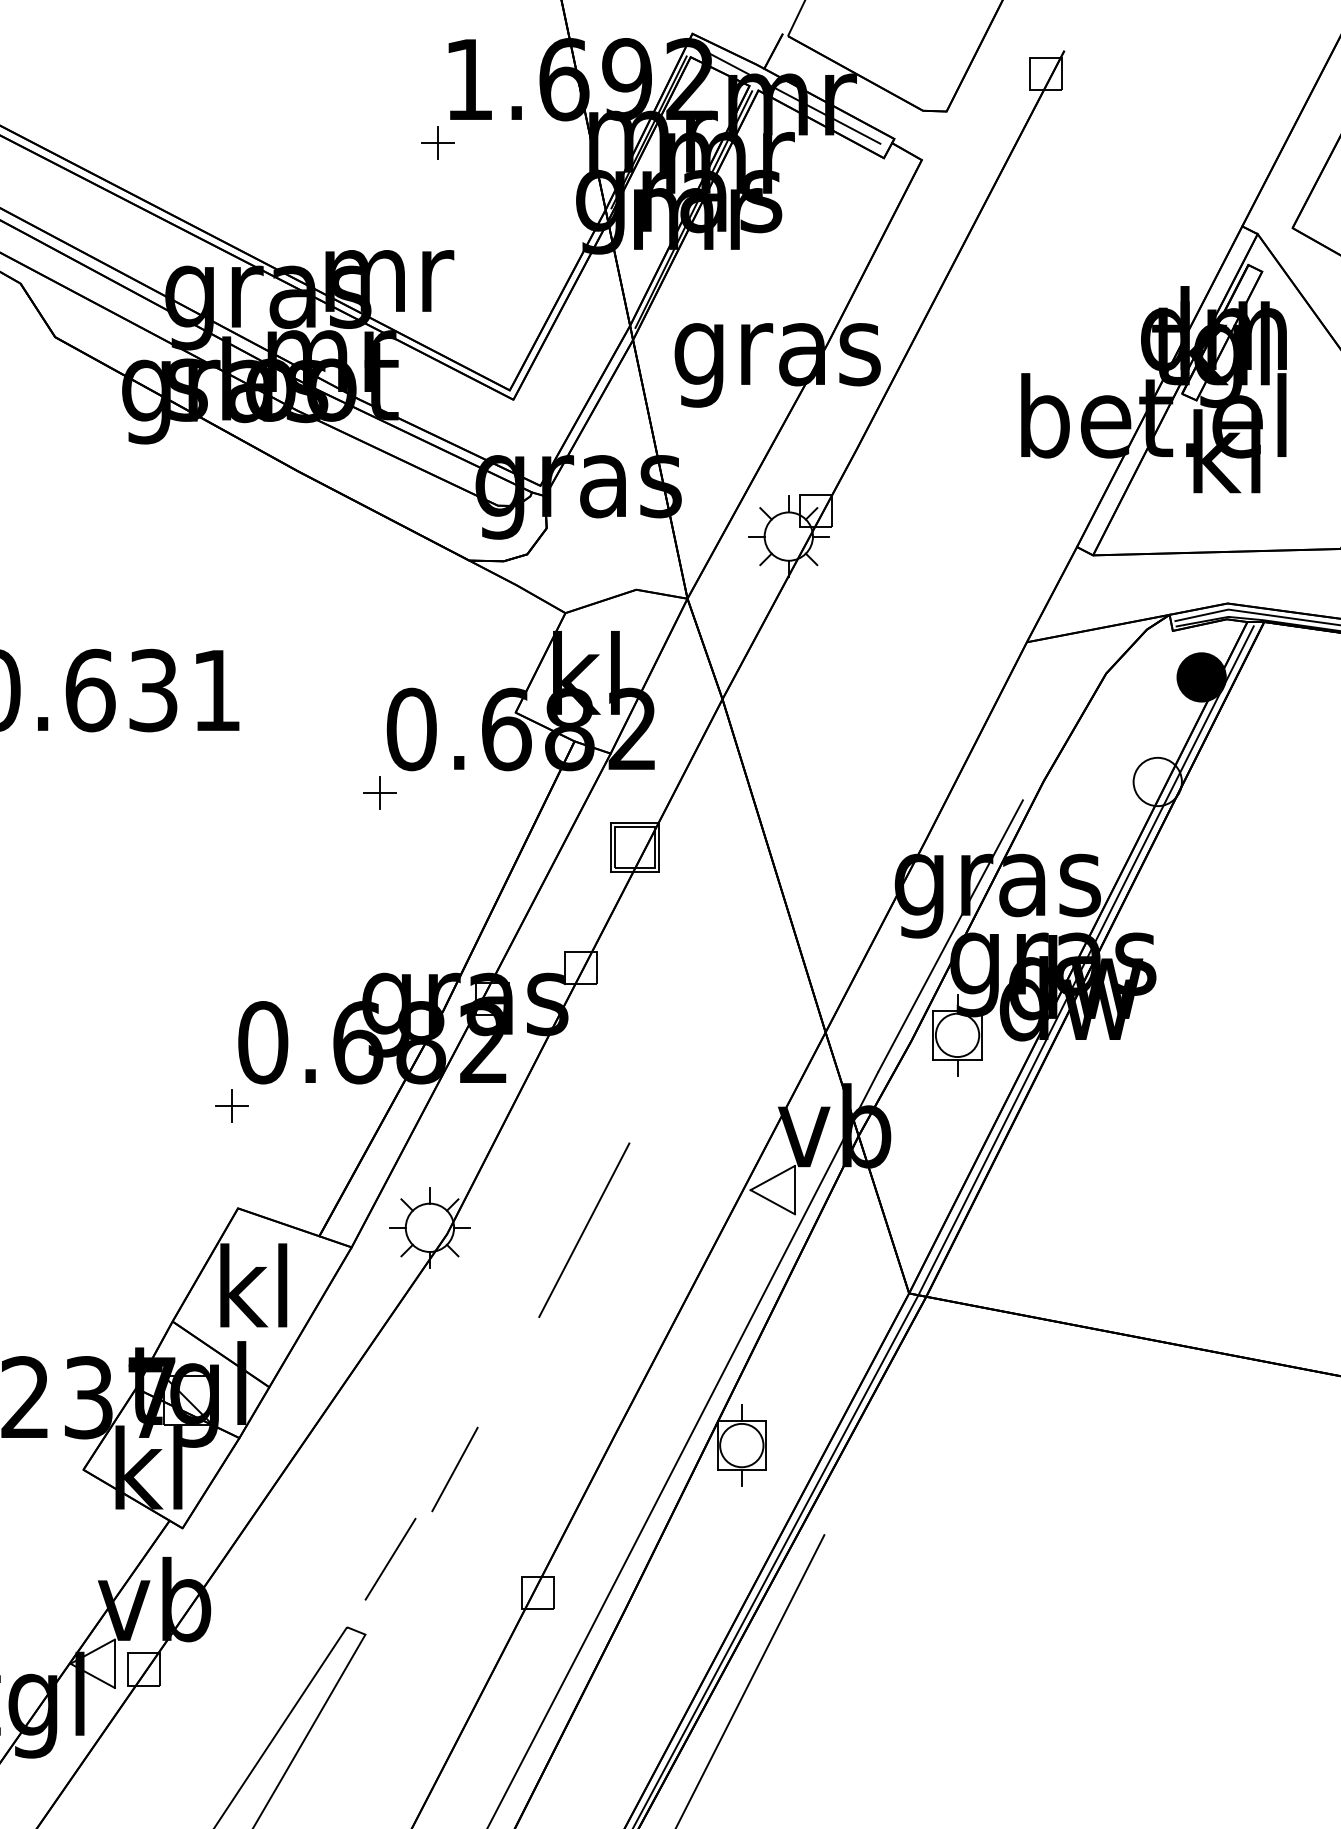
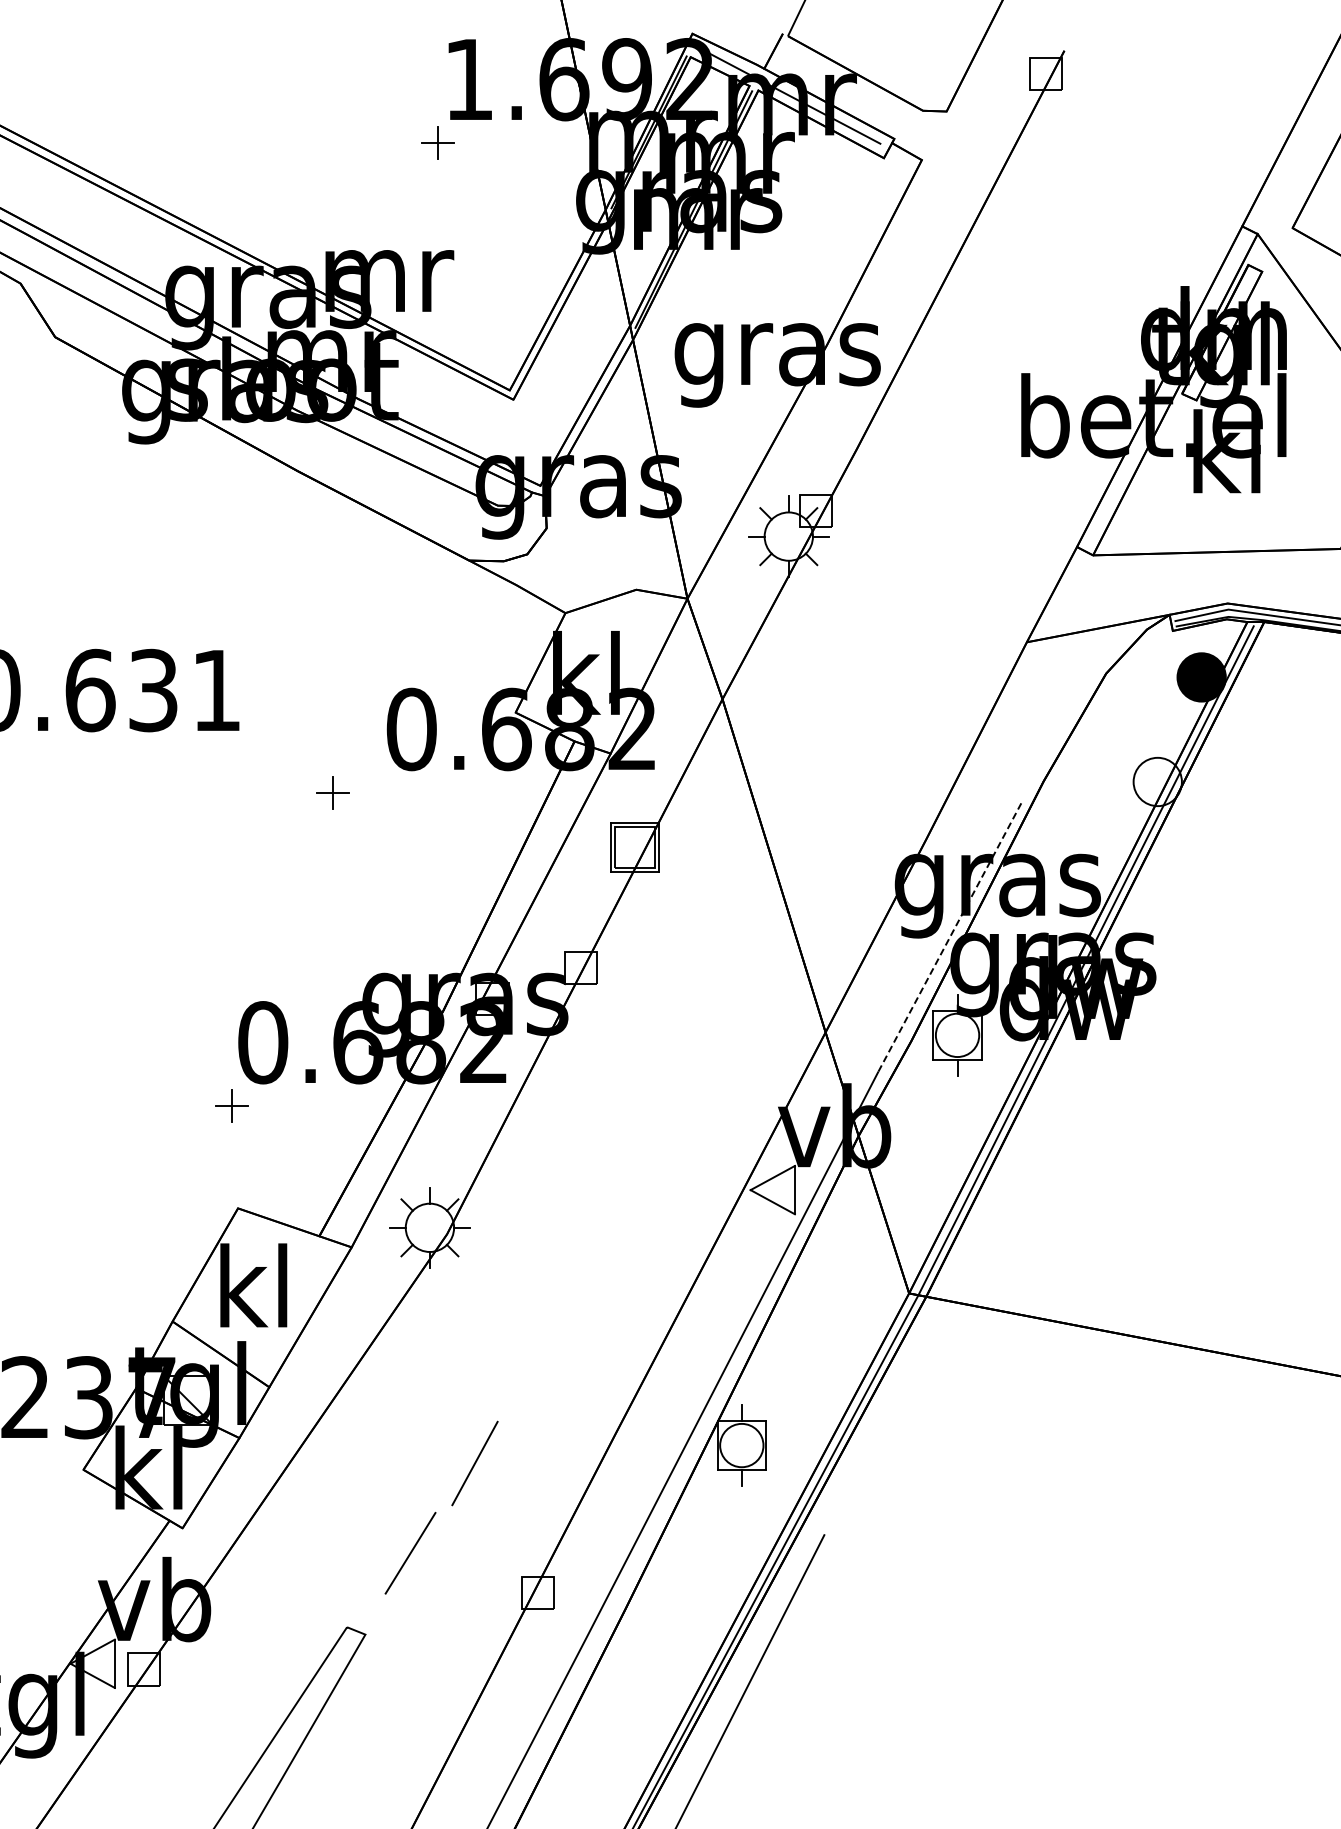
part position: (379, 792) -> (332, 792) (332, 792)
line: solid -> dashed (950, 935)
line: present -> none (584, 1229)
line position: (416, 1518) -> (436, 1512) (436, 1512)
